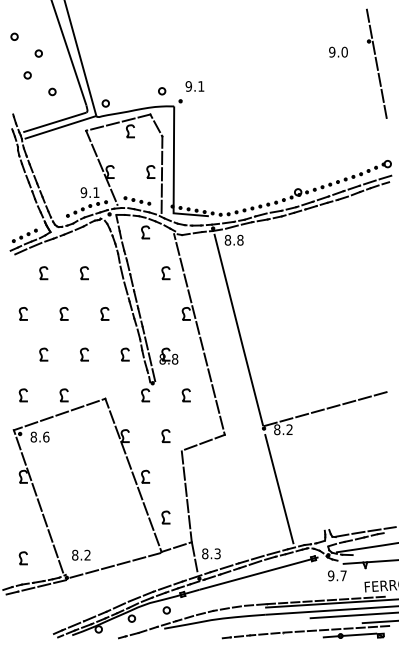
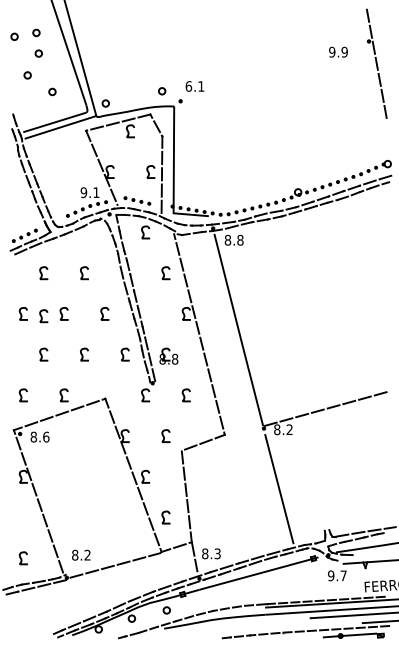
circle: none -> present (36, 32)
text: 9.0 -> 9.9 (344, 52)
text: 9.1 -> 6.1 (188, 86)
part: none -> present (43, 316)
